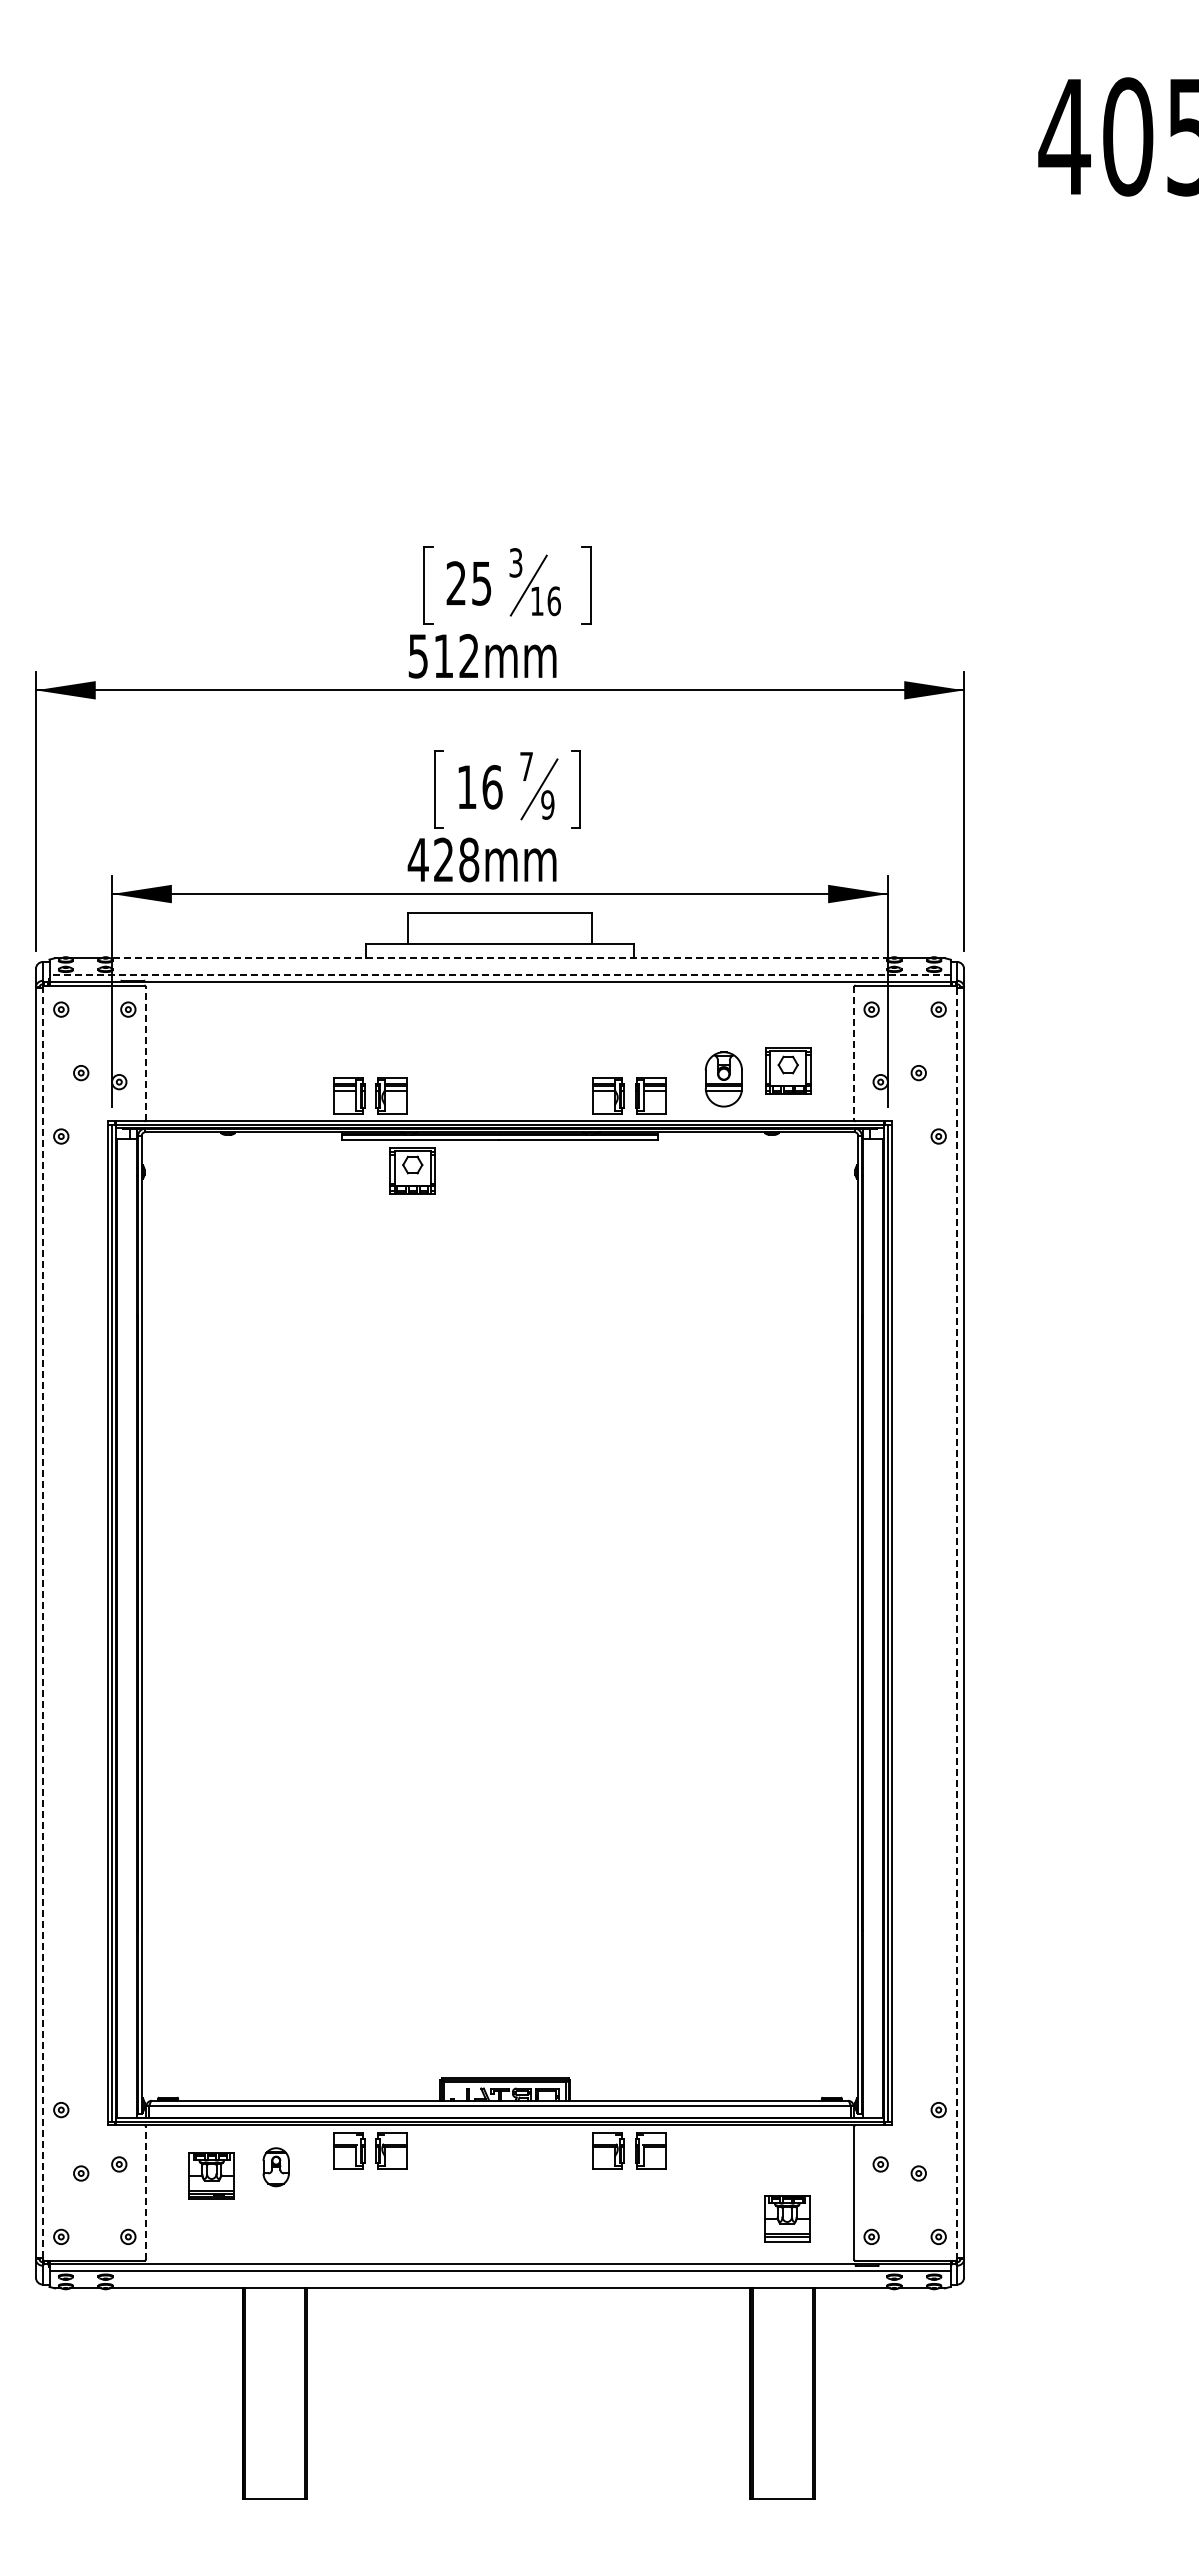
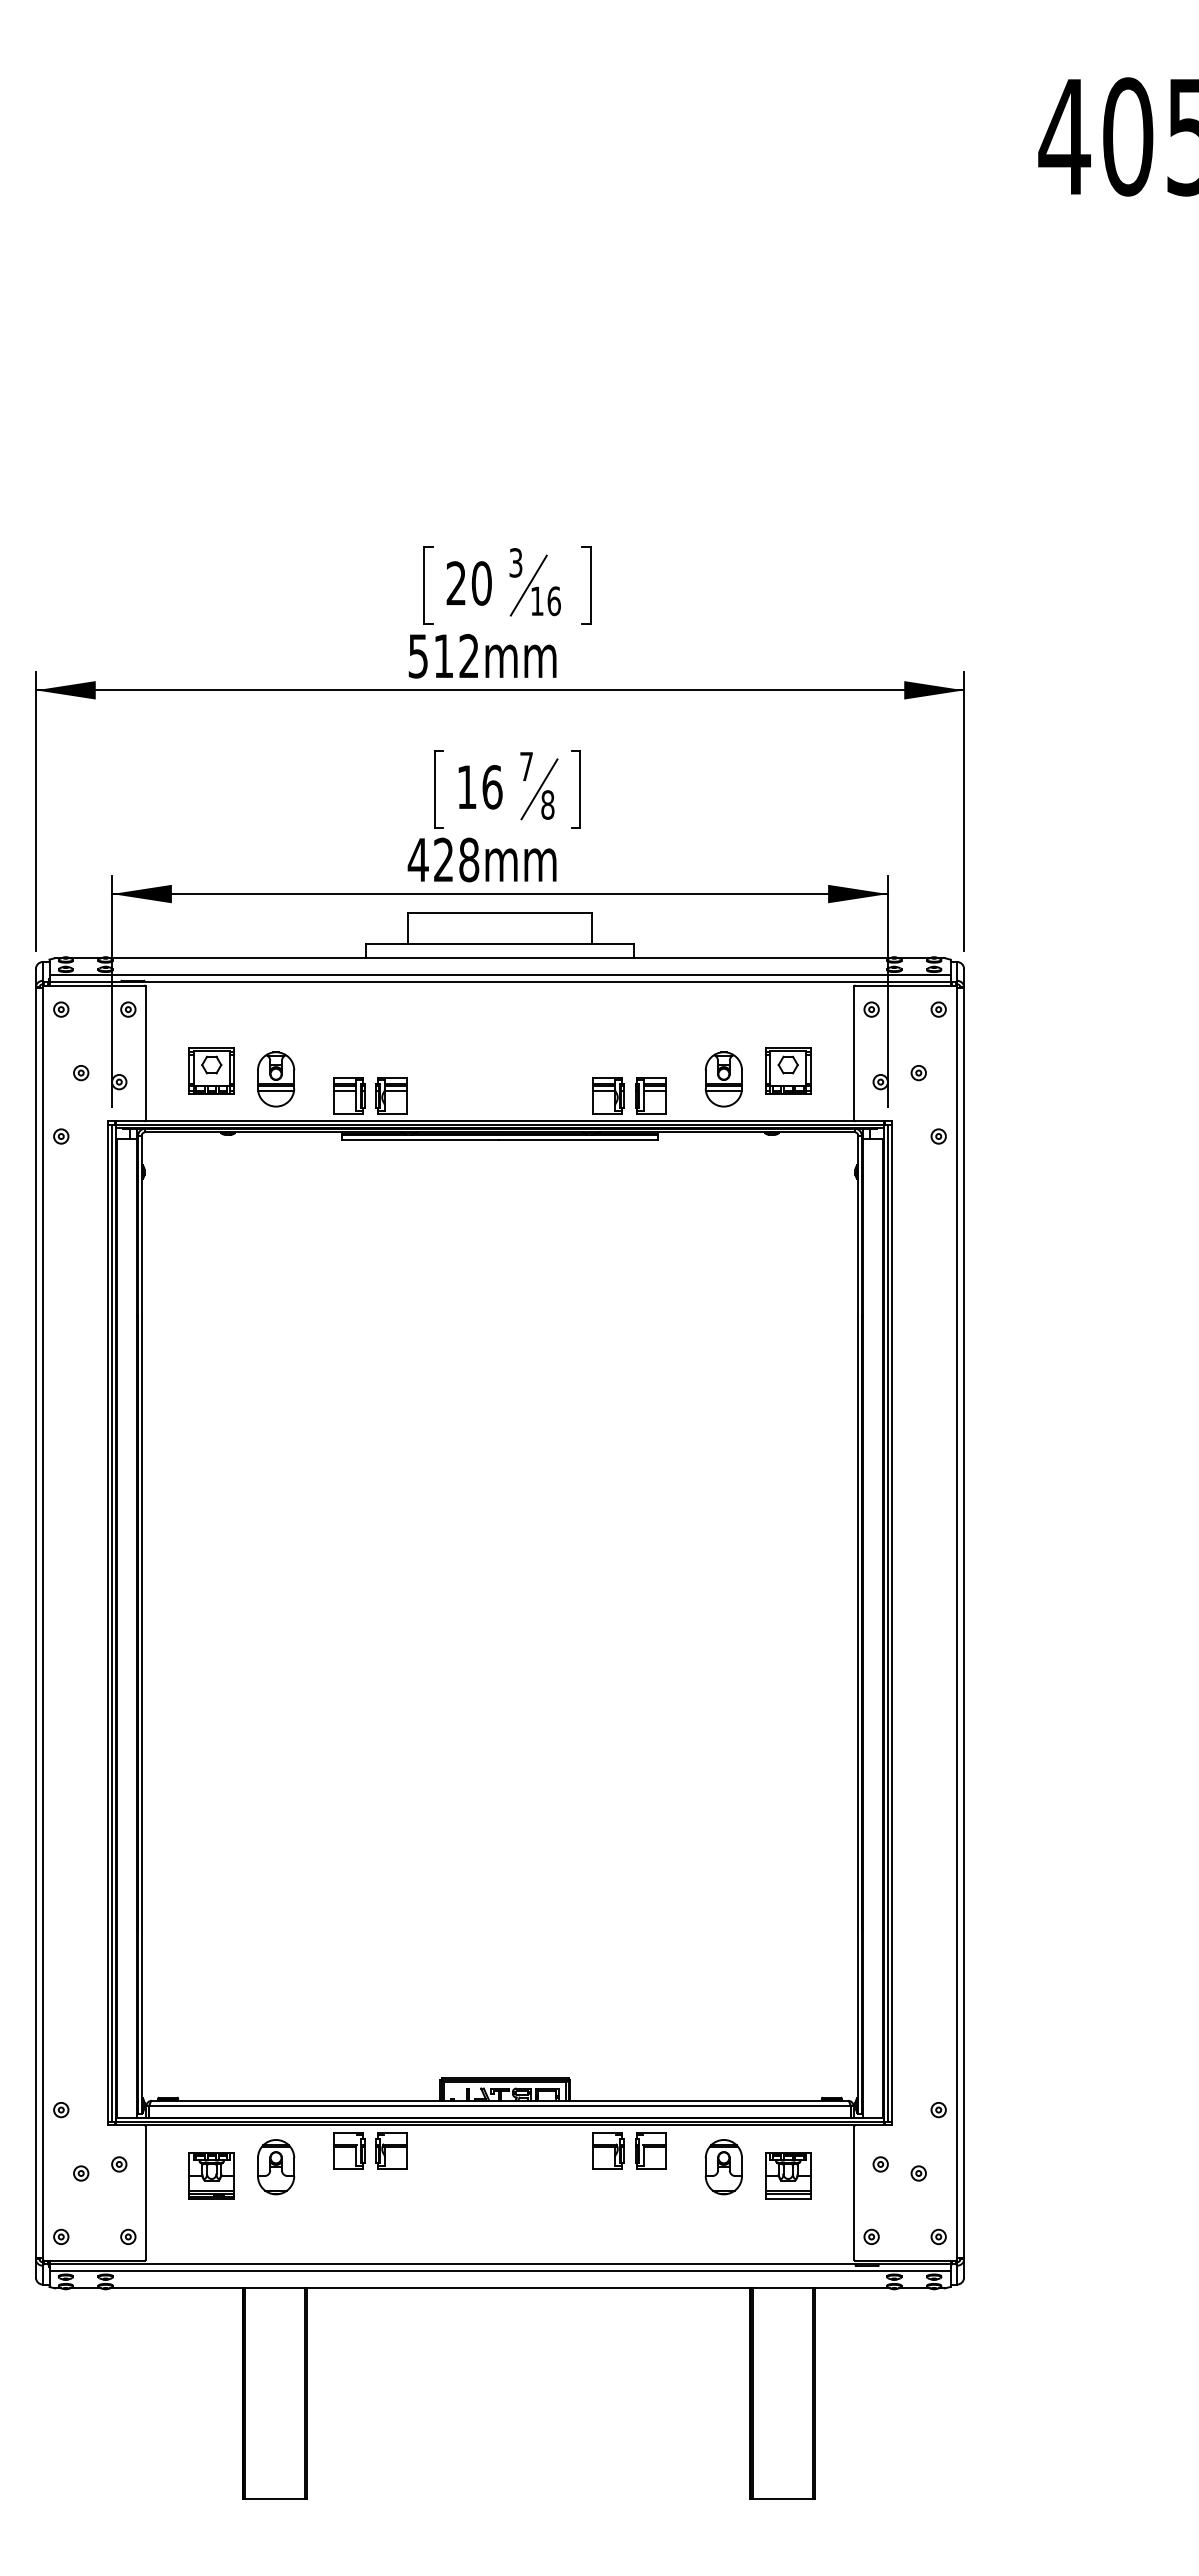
text: 25 -> 20 (481, 583)
text: 9 -> 8 (547, 804)
line: dashed -> solid (500, 958)
line: dashed -> solid (500, 975)
line: dashed -> solid (145, 1052)
line: dashed -> solid (854, 1053)
part: none -> present (276, 1079)
part position: (412, 1170) -> (211, 1070) (211, 1070)
line: dashed -> solid (43, 1623)
line: dashed -> solid (956, 1623)
part size: 28x41 px -> 39x57 px (276, 2167)
part: none -> present (723, 2167)
line: dashed -> solid (145, 2192)
part position: (787, 2218) -> (788, 2175) (788, 2175)
